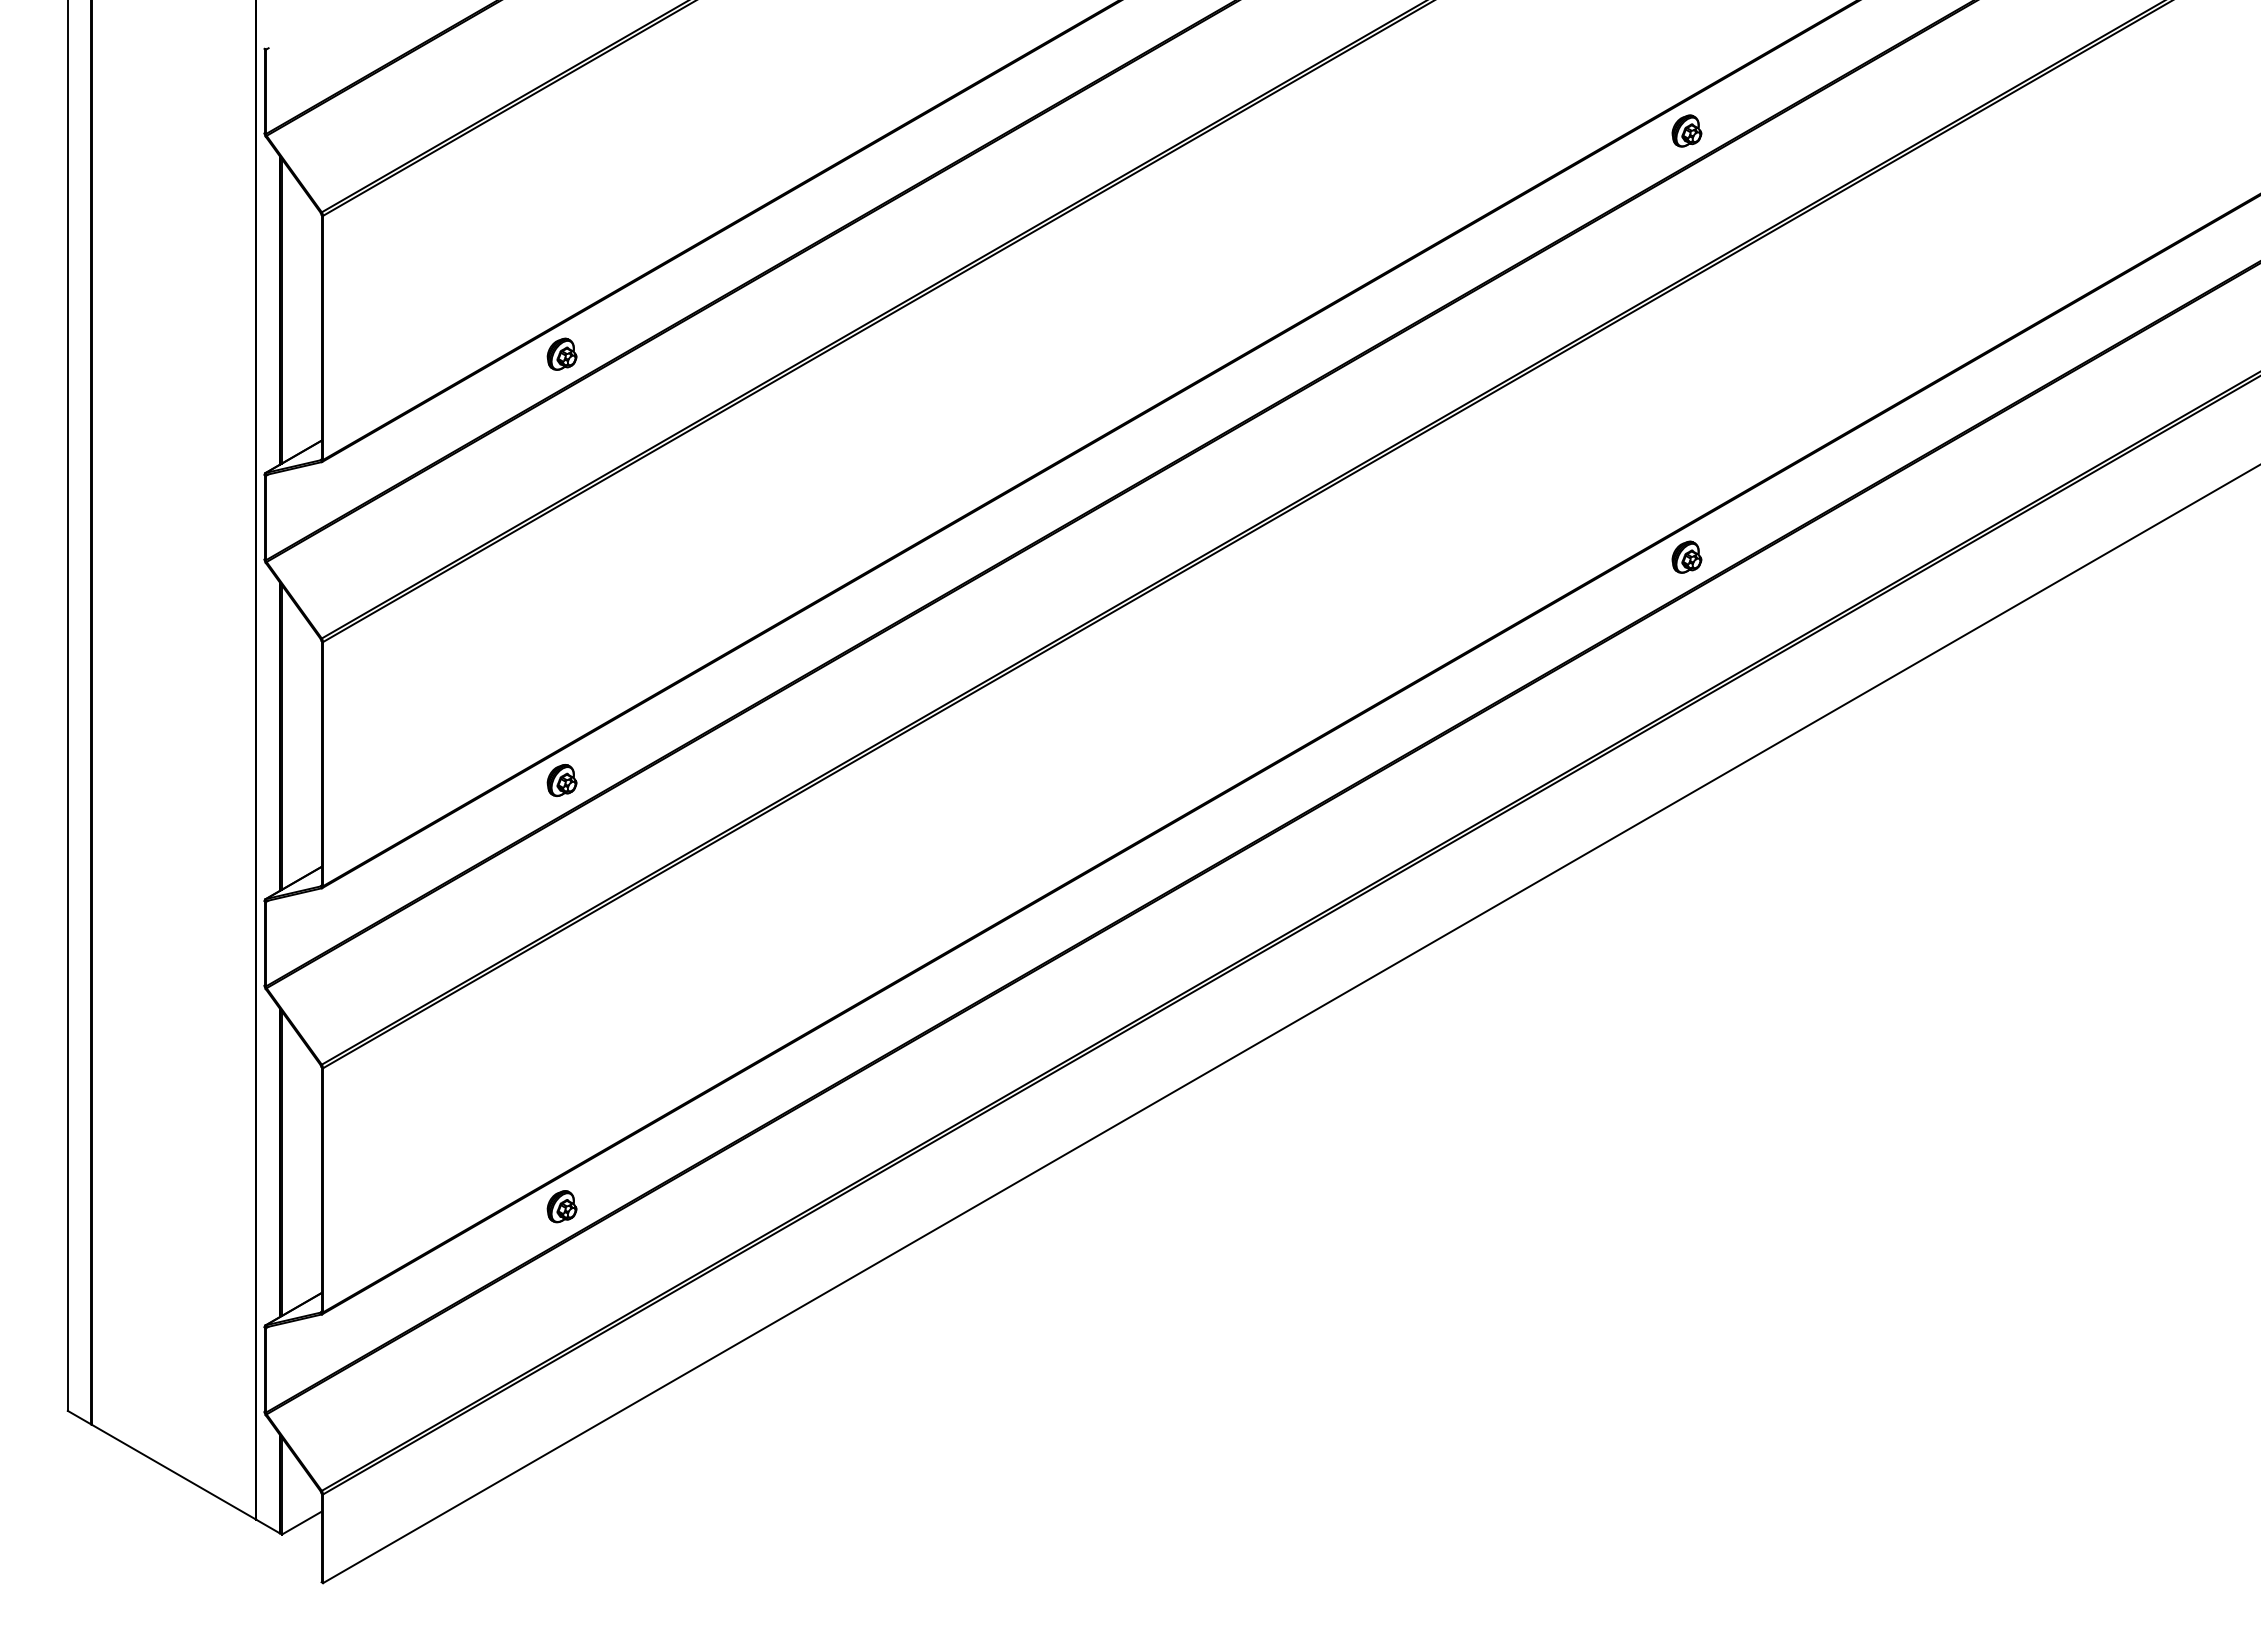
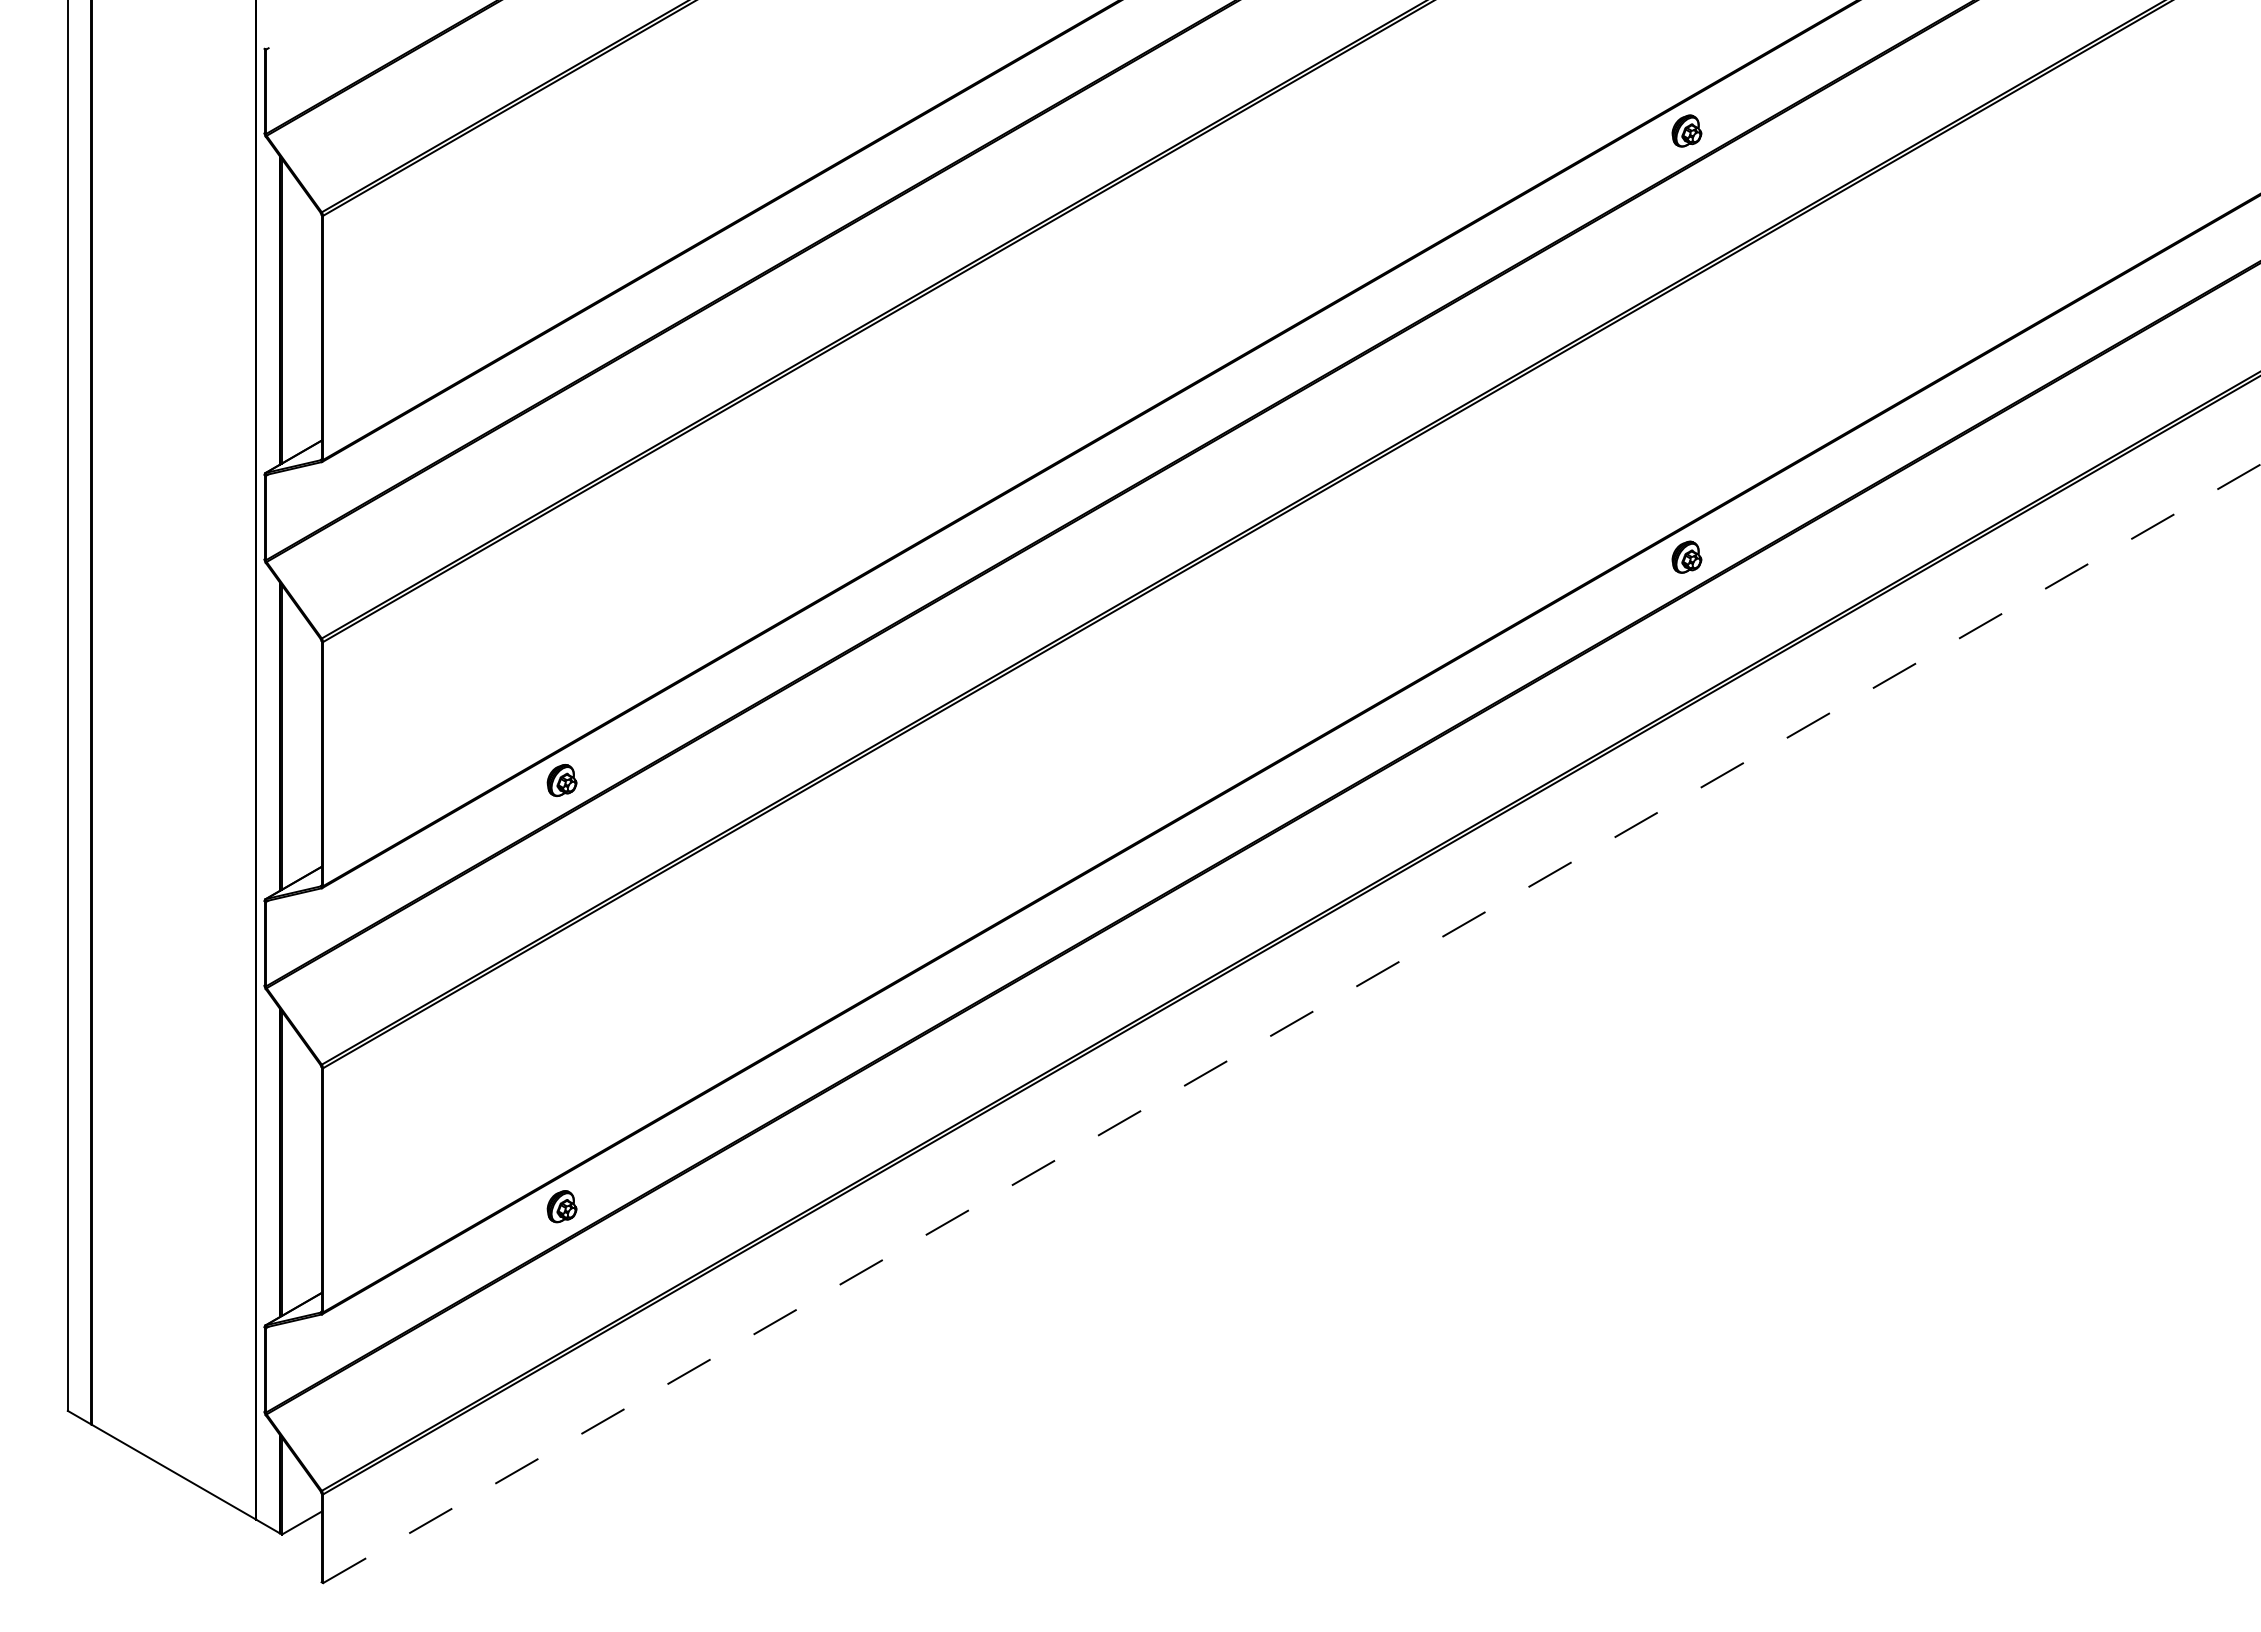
part: present -> none (561, 353)
line: solid -> dashed (1292, 1023)
